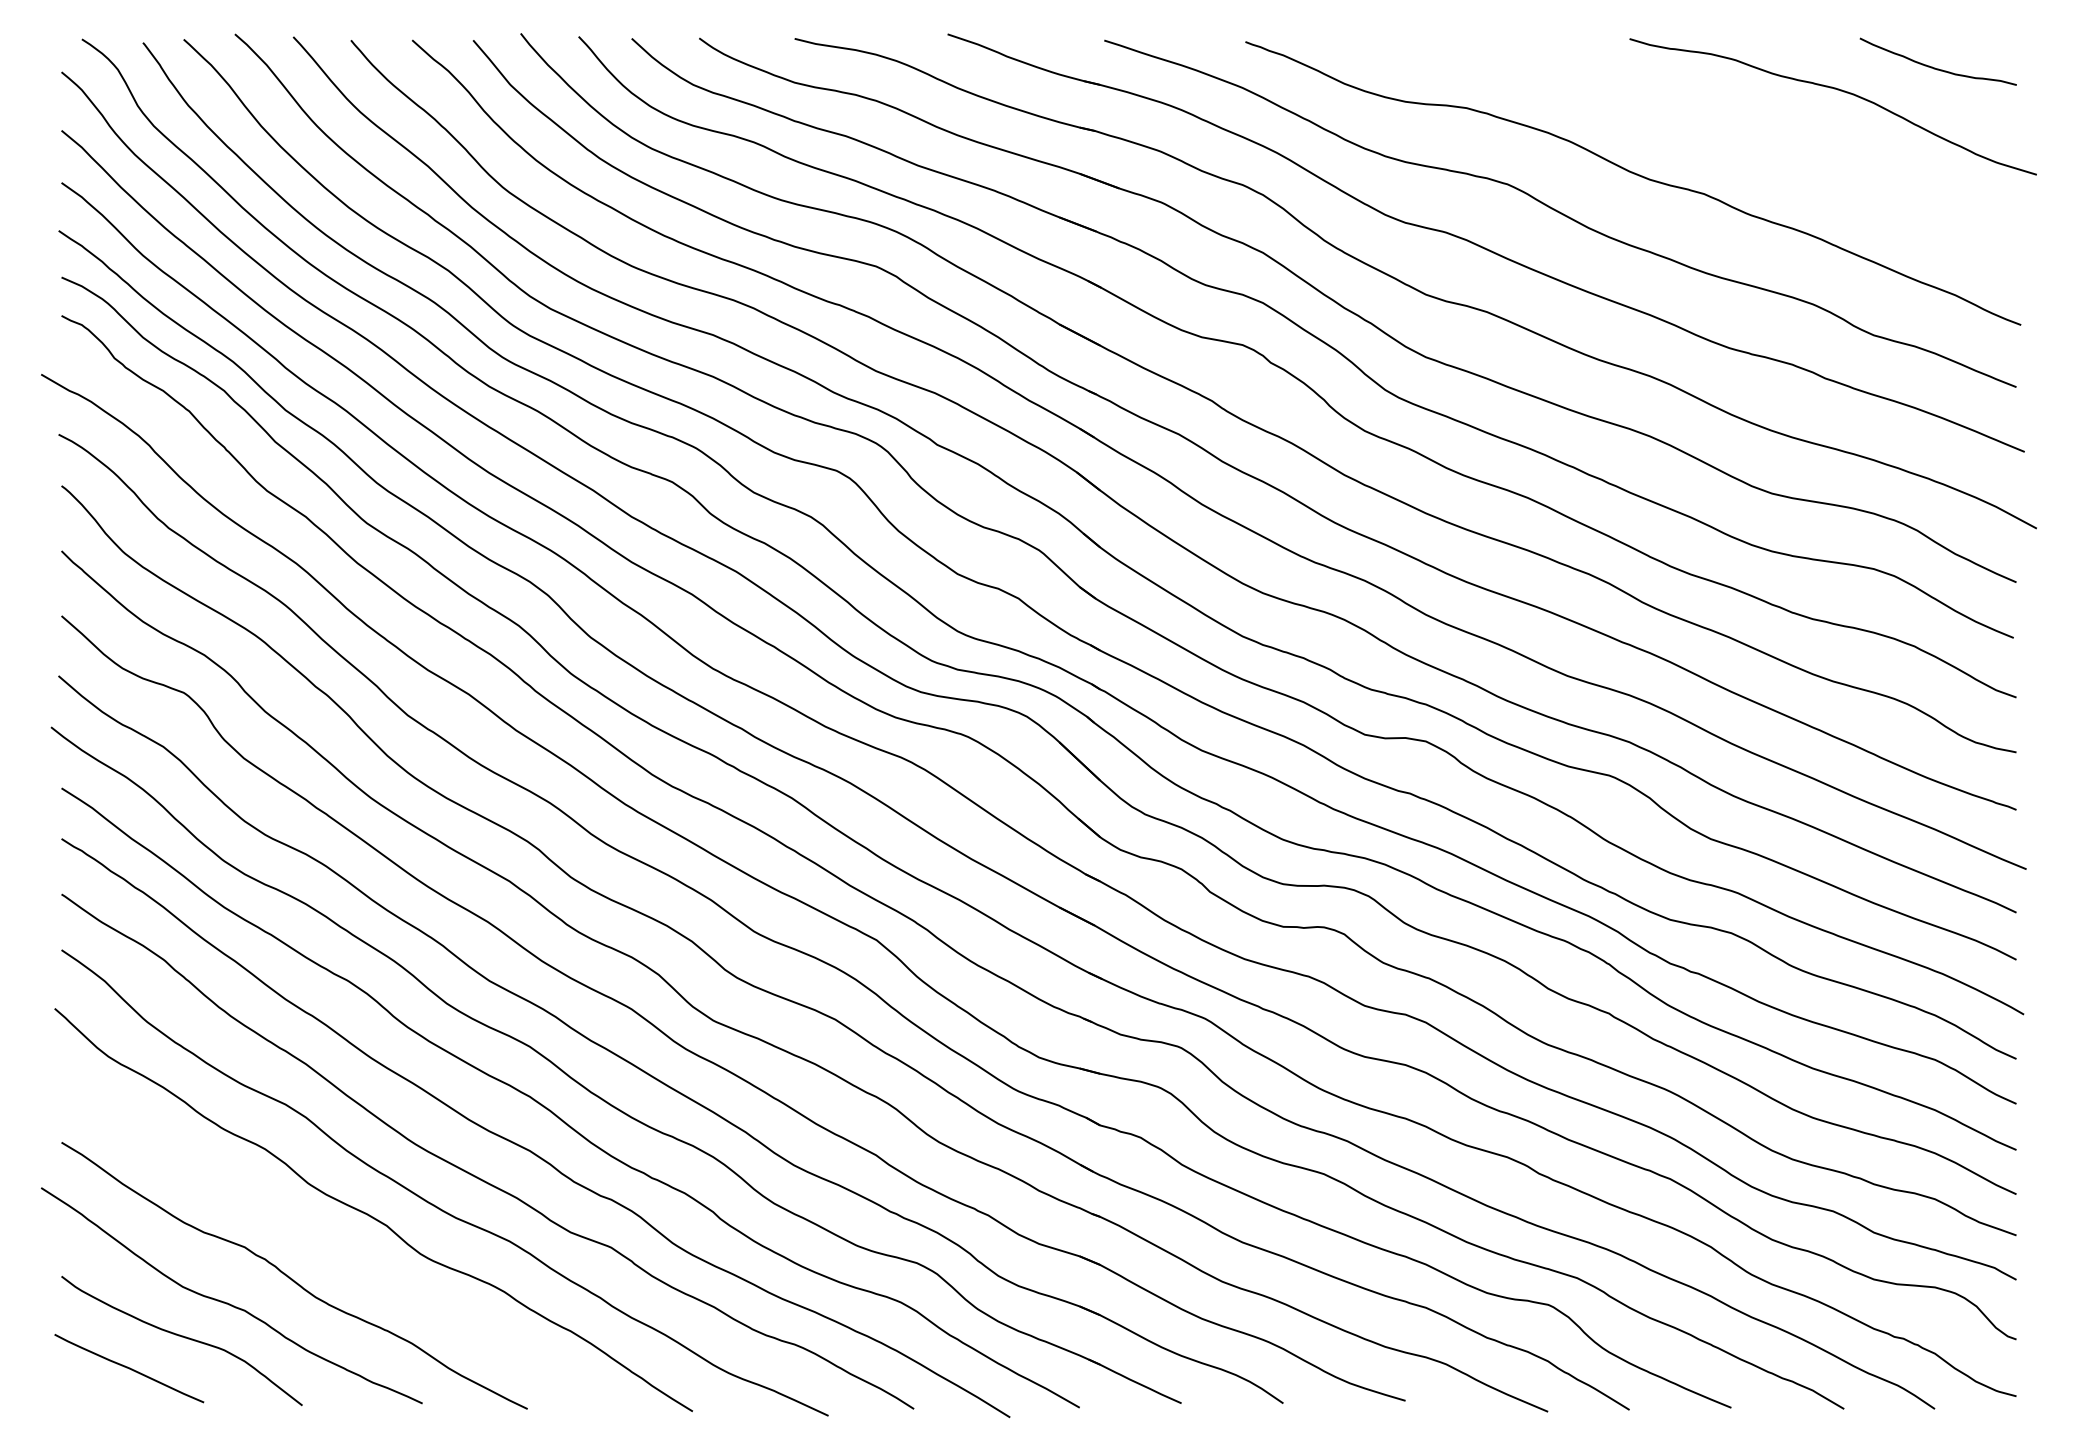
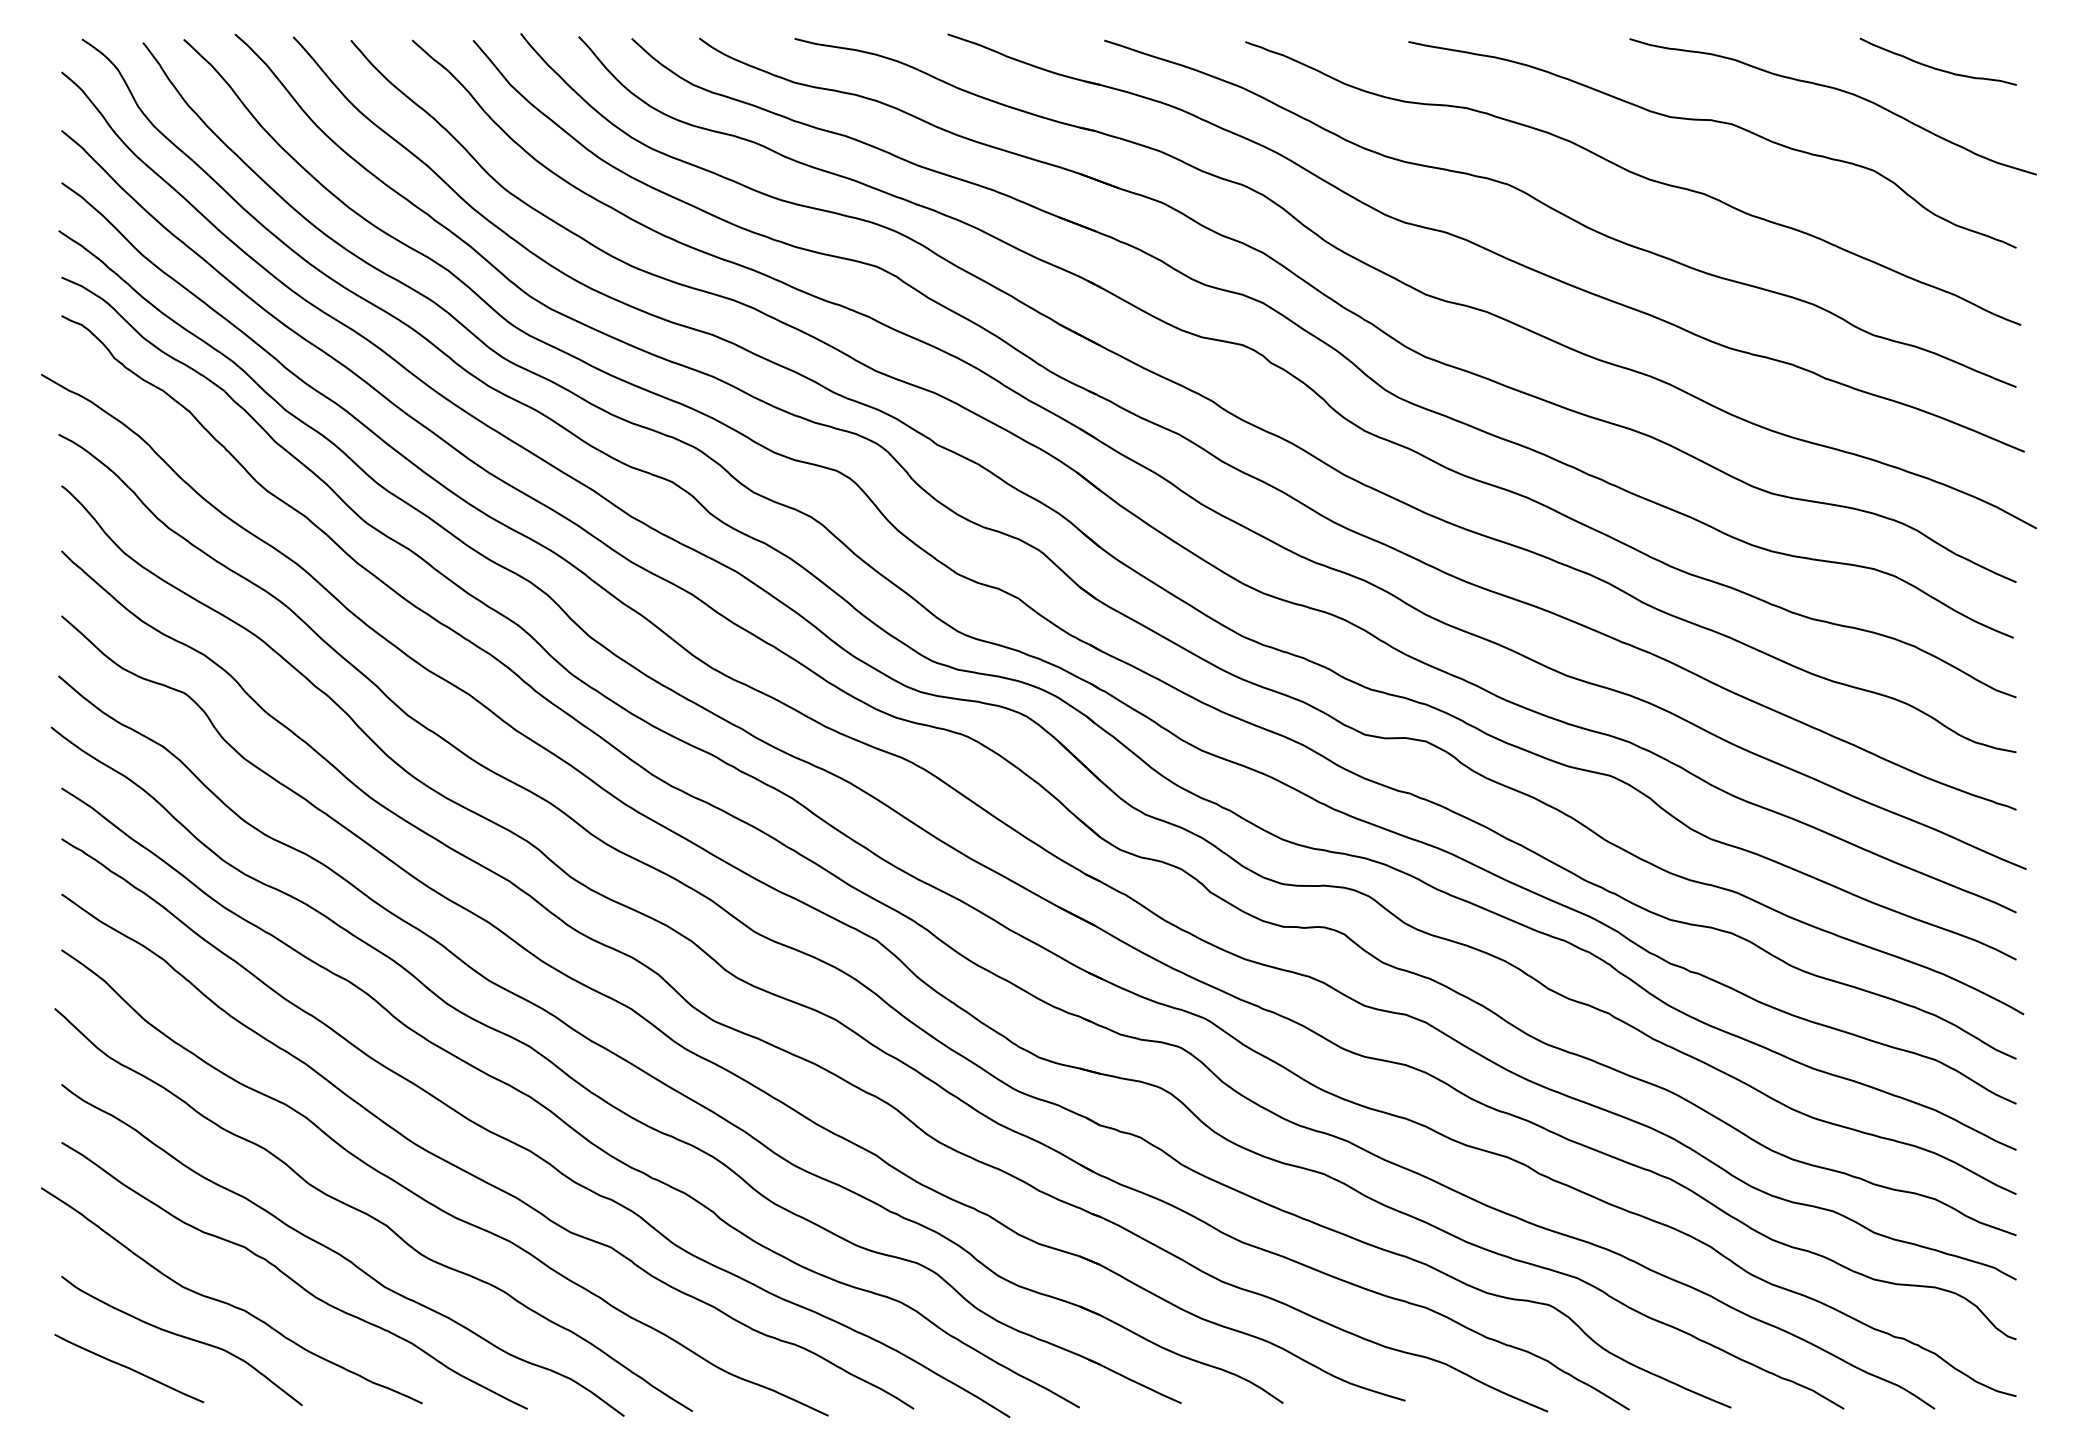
curve: none -> present (1715, 122)
curve: none -> present (341, 1254)
